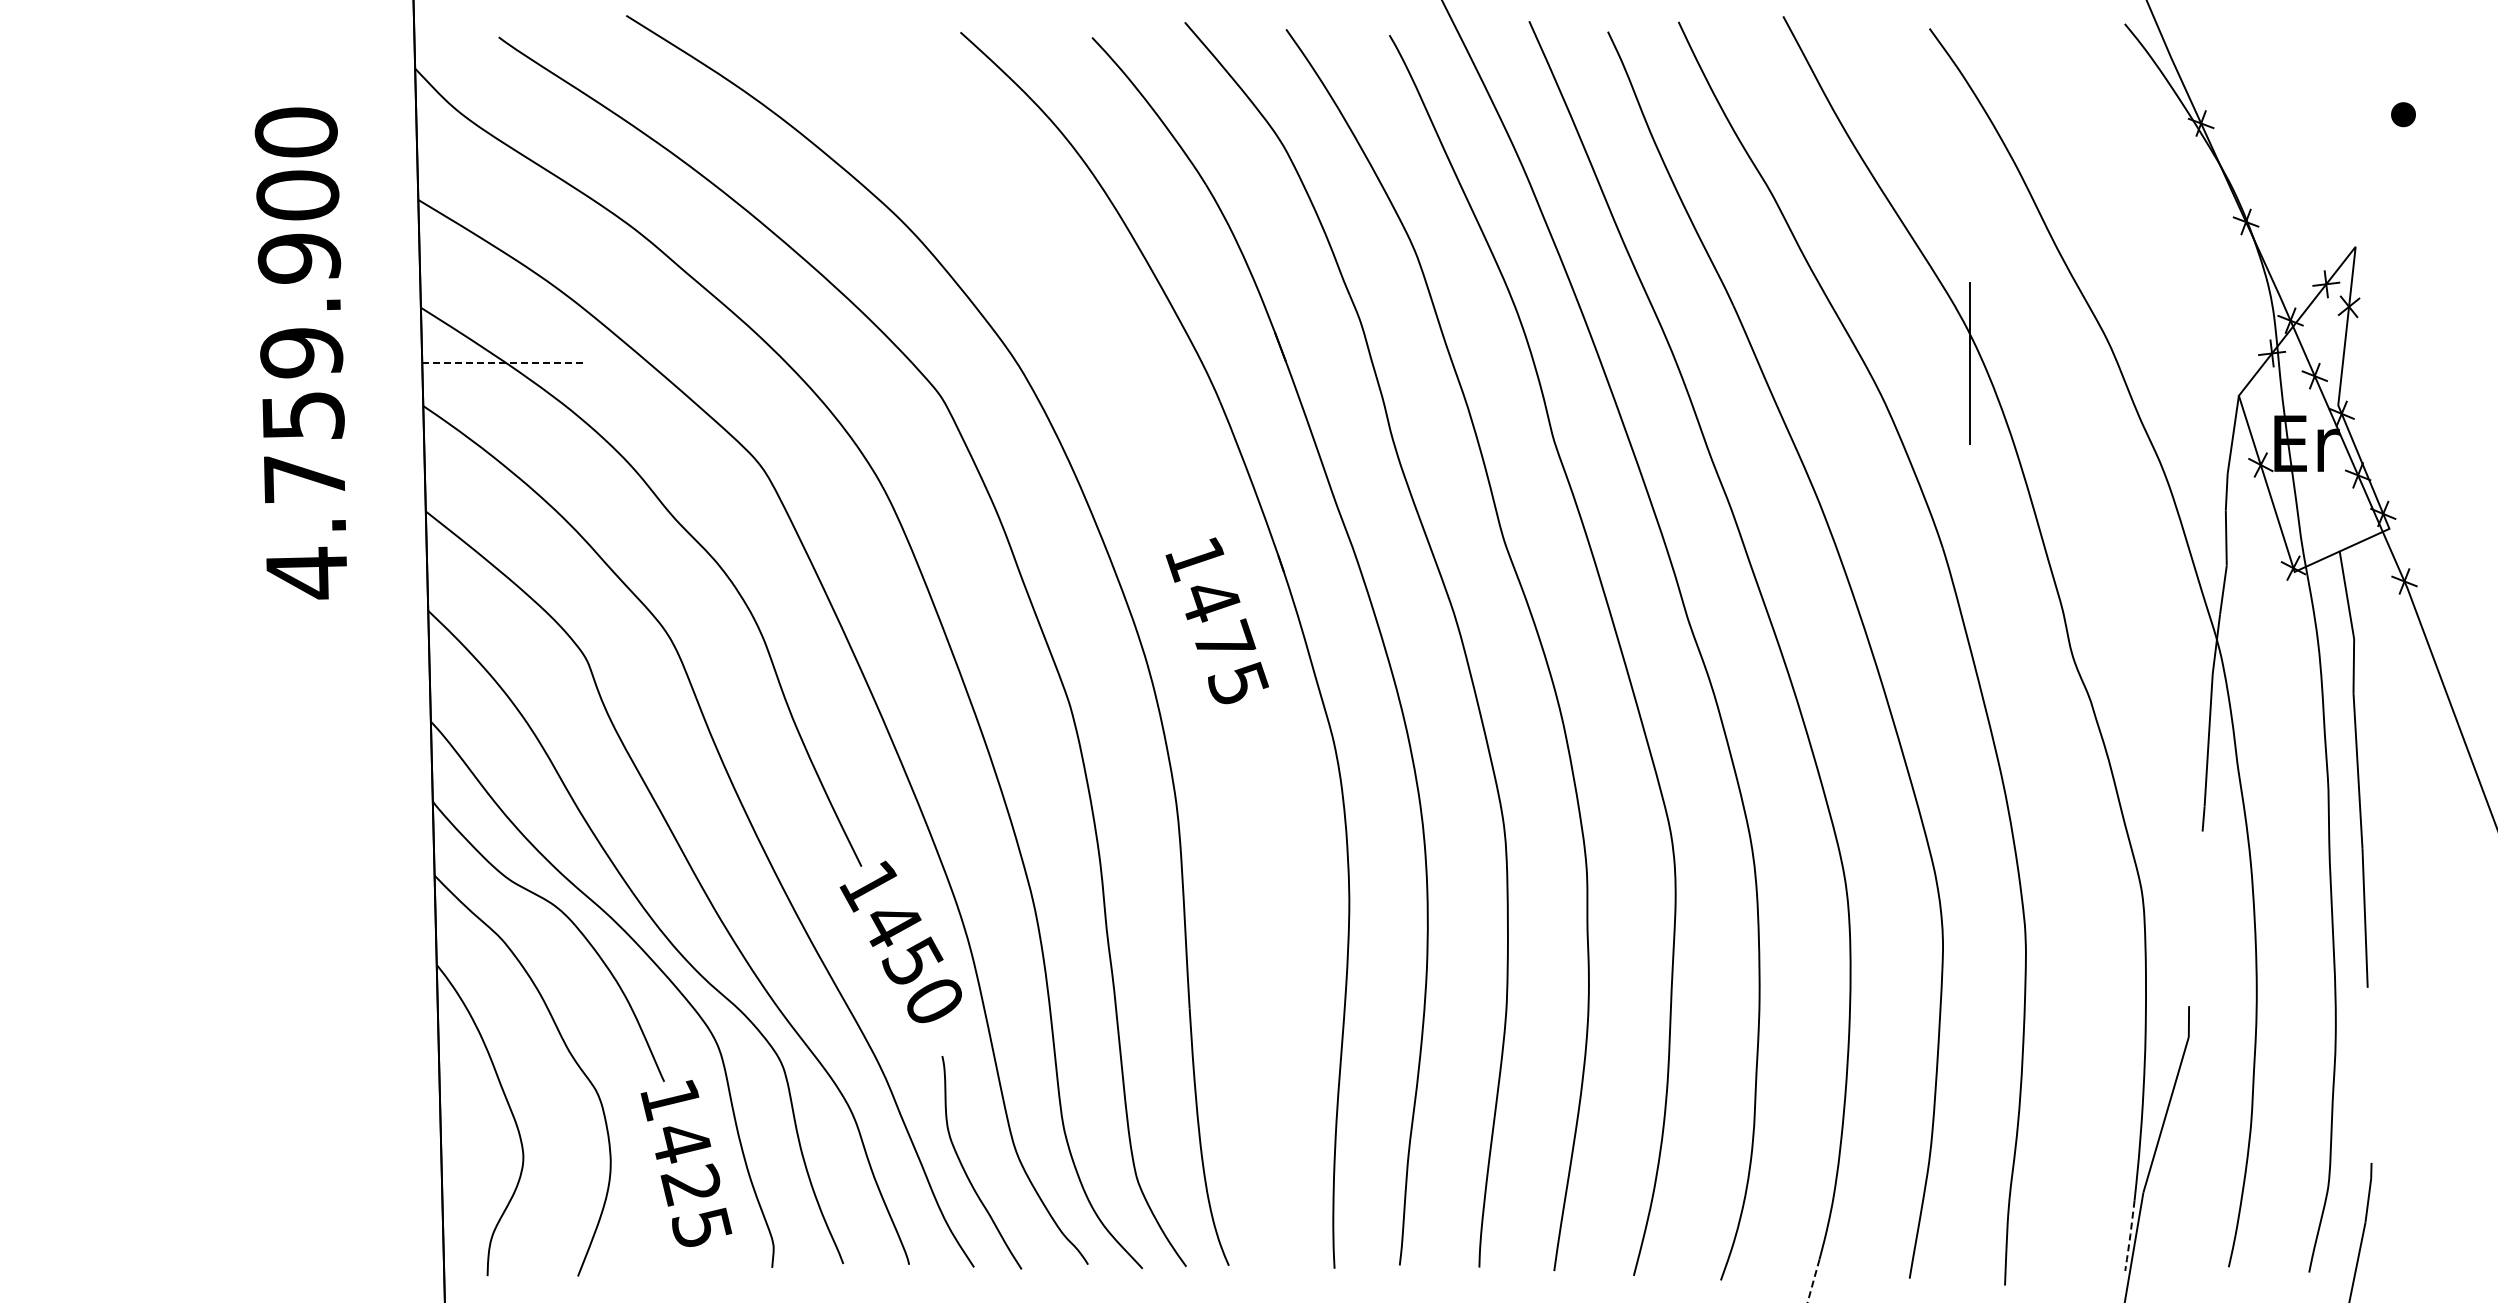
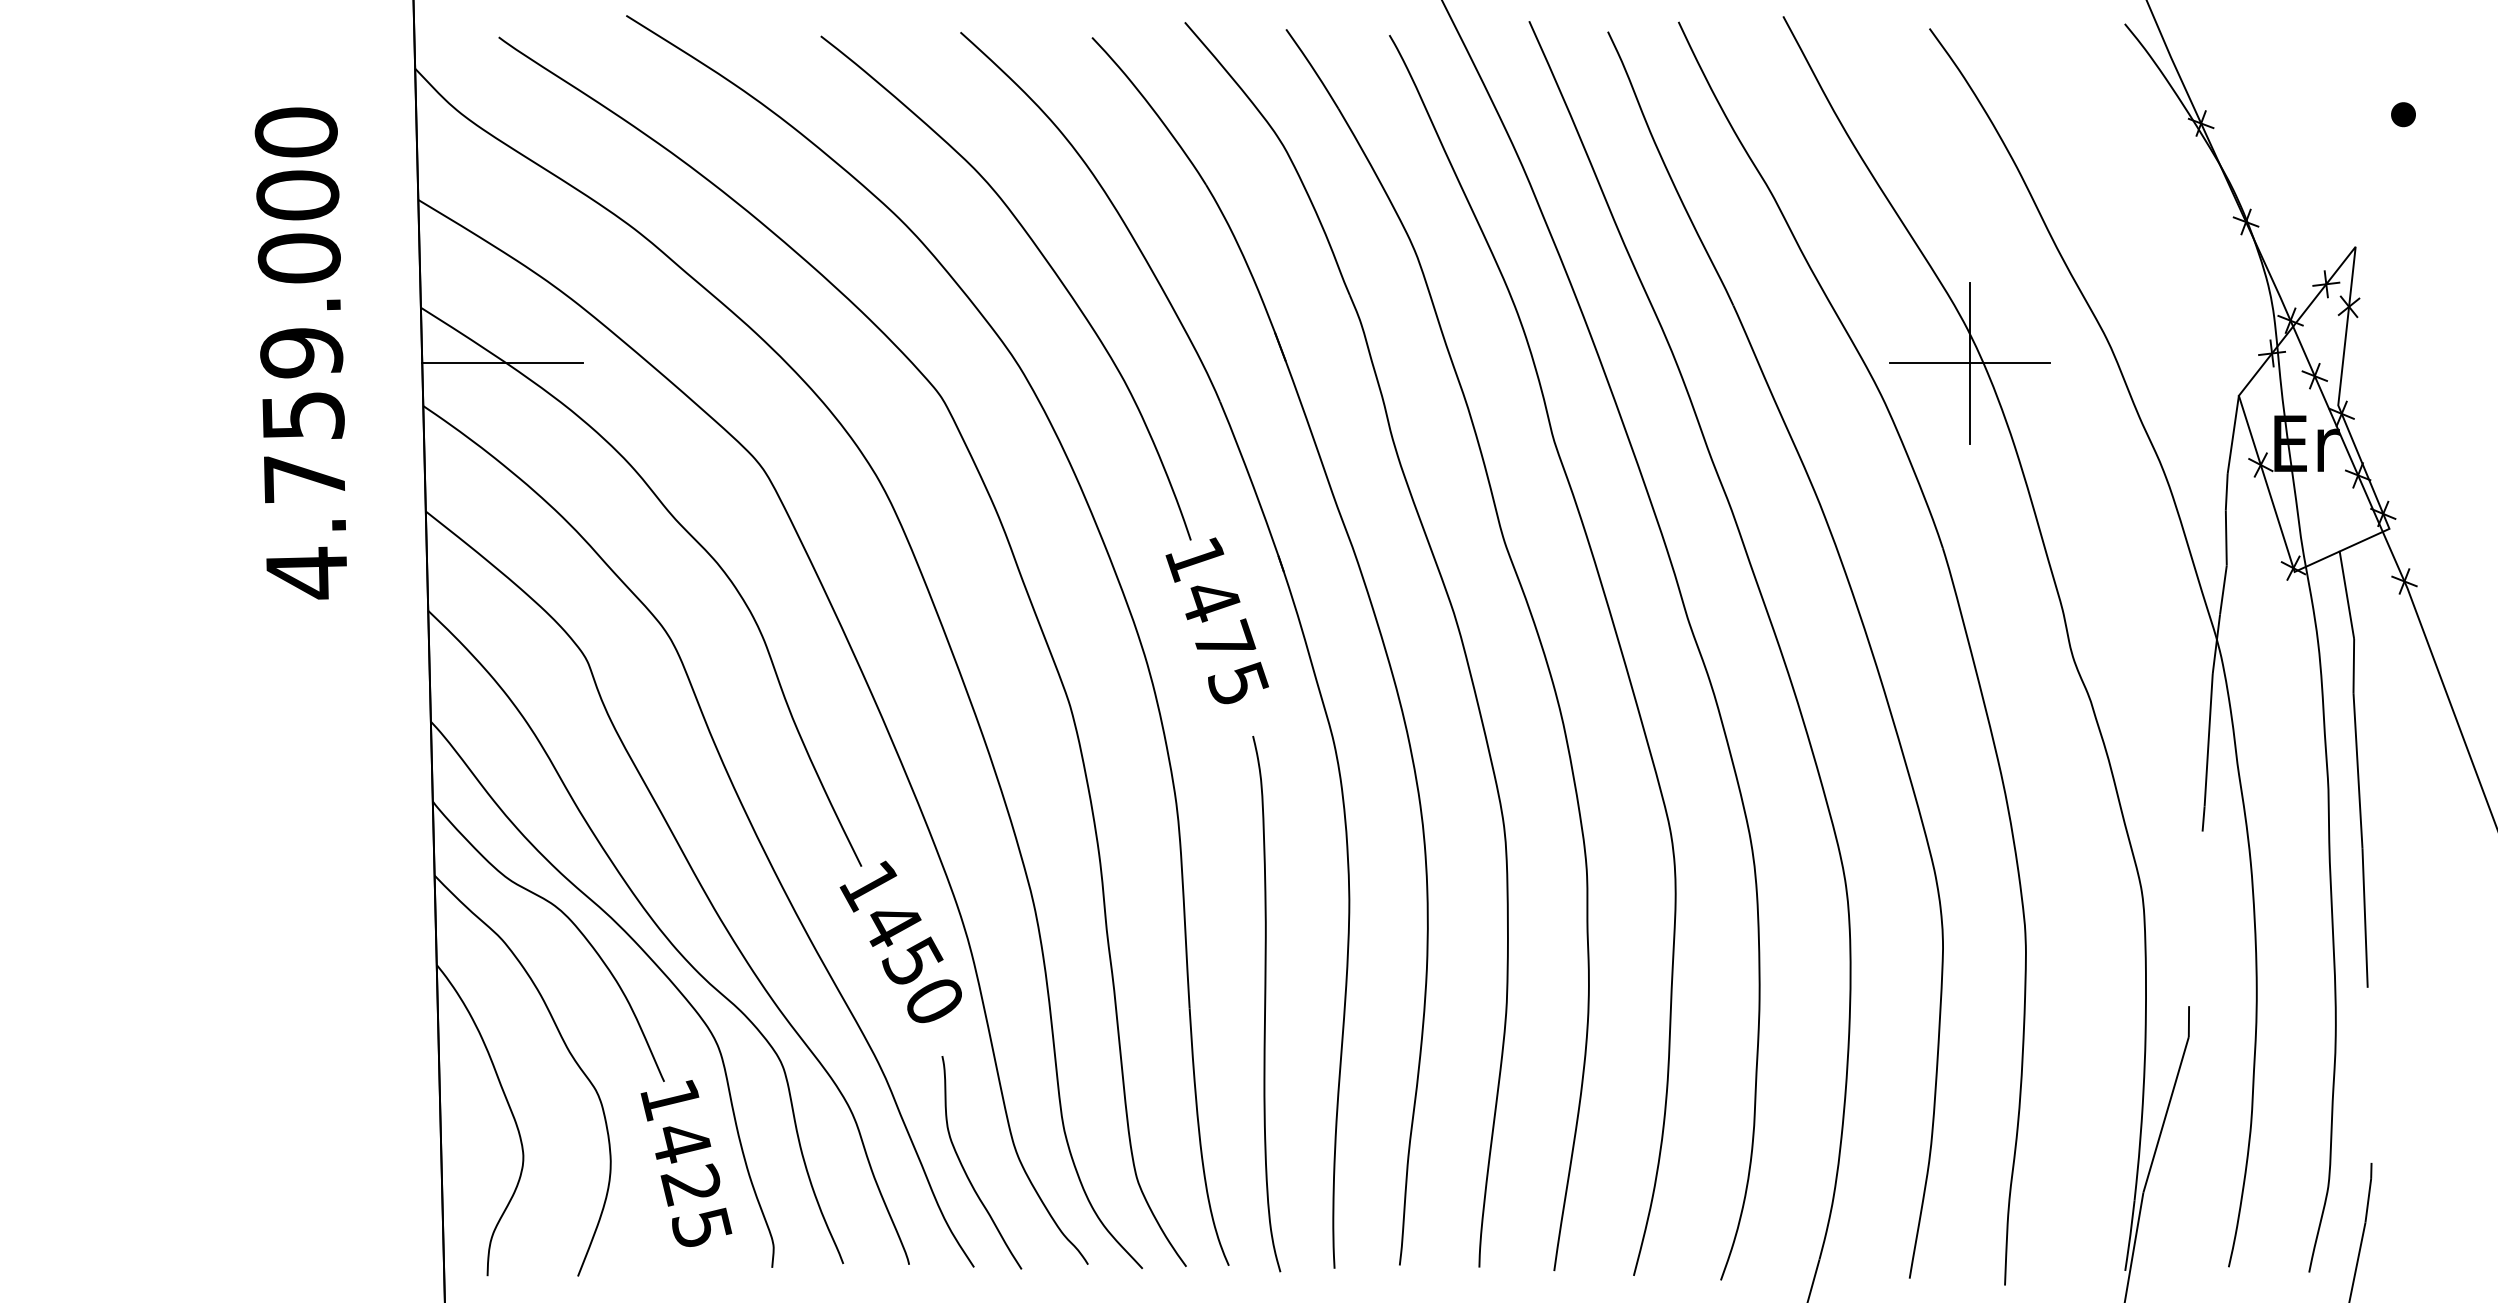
text: 4.759.900 -> 4.759.000 (299, 258)
curve: none -> present (1044, 259)
line: dashed -> solid (503, 363)
line: none -> present (1969, 363)
curve: none -> present (1266, 1004)
line: dashed -> solid (2130, 1235)
line: dashed -> solid (1813, 1281)
